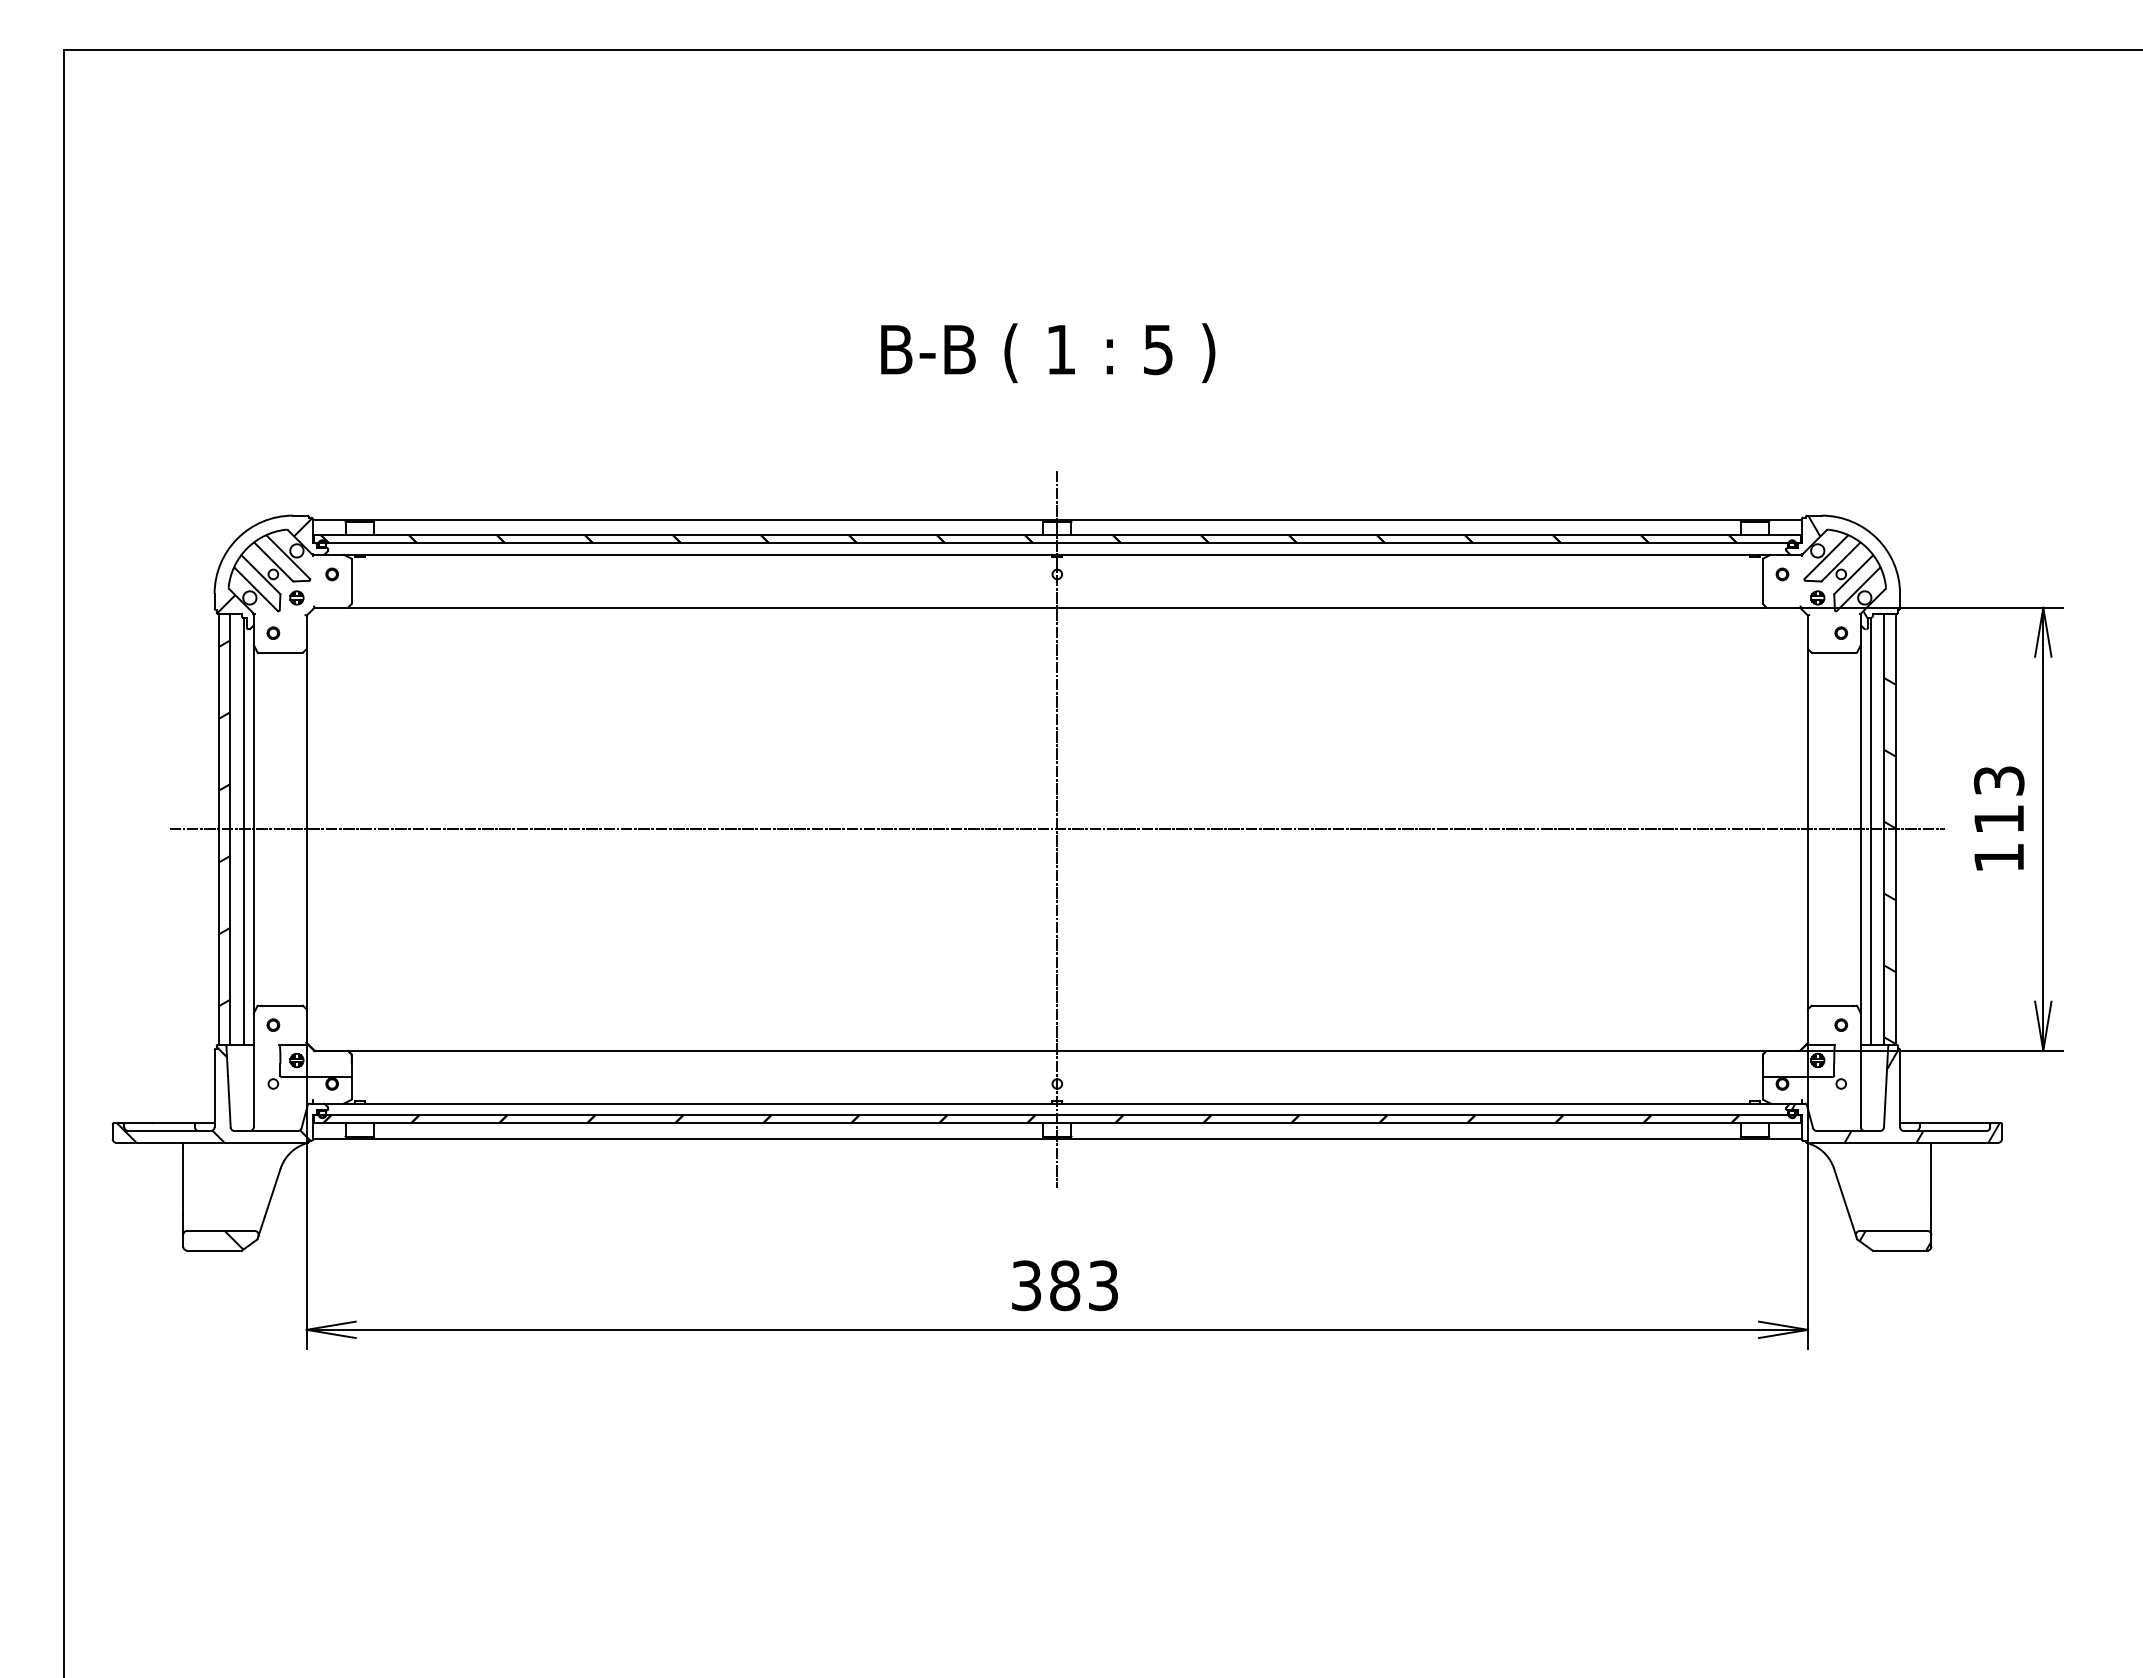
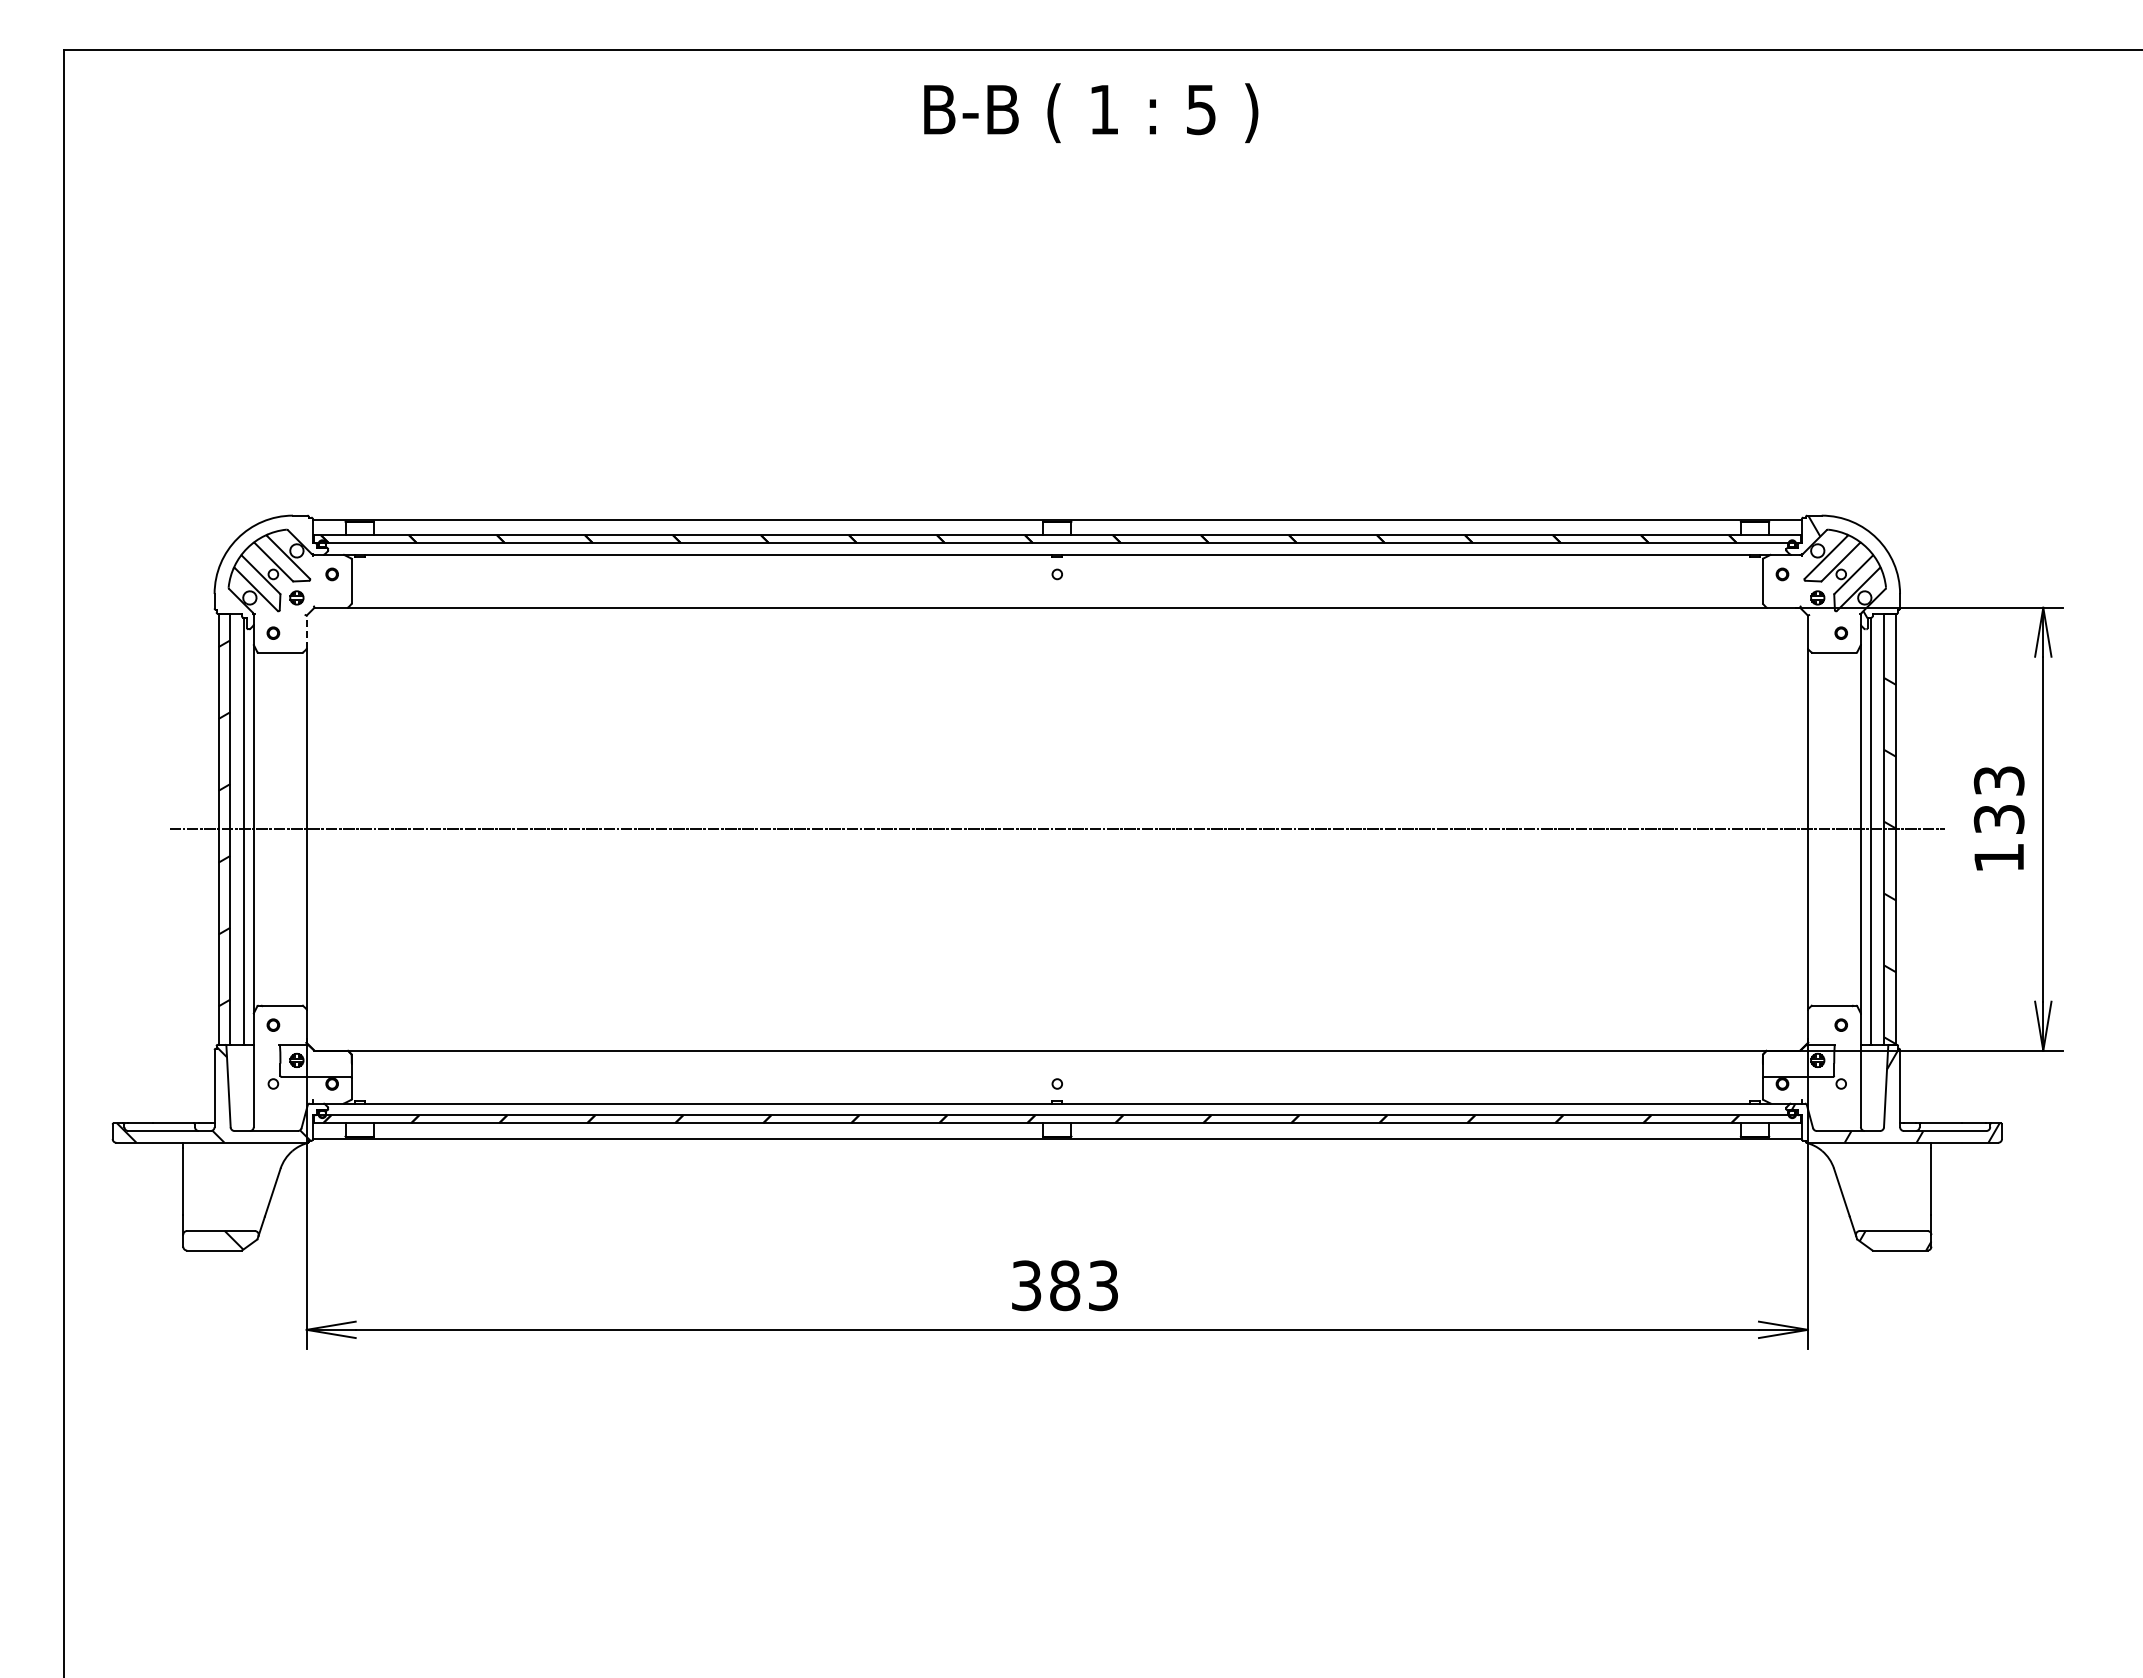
text position: (1048, 353) -> (1091, 113) (1091, 113)
hatch: present -> none (264, 565)
line: solid -> dashed (306, 632)
text: 113 -> 133 (1998, 819)
line: present -> none (1057, 828)
